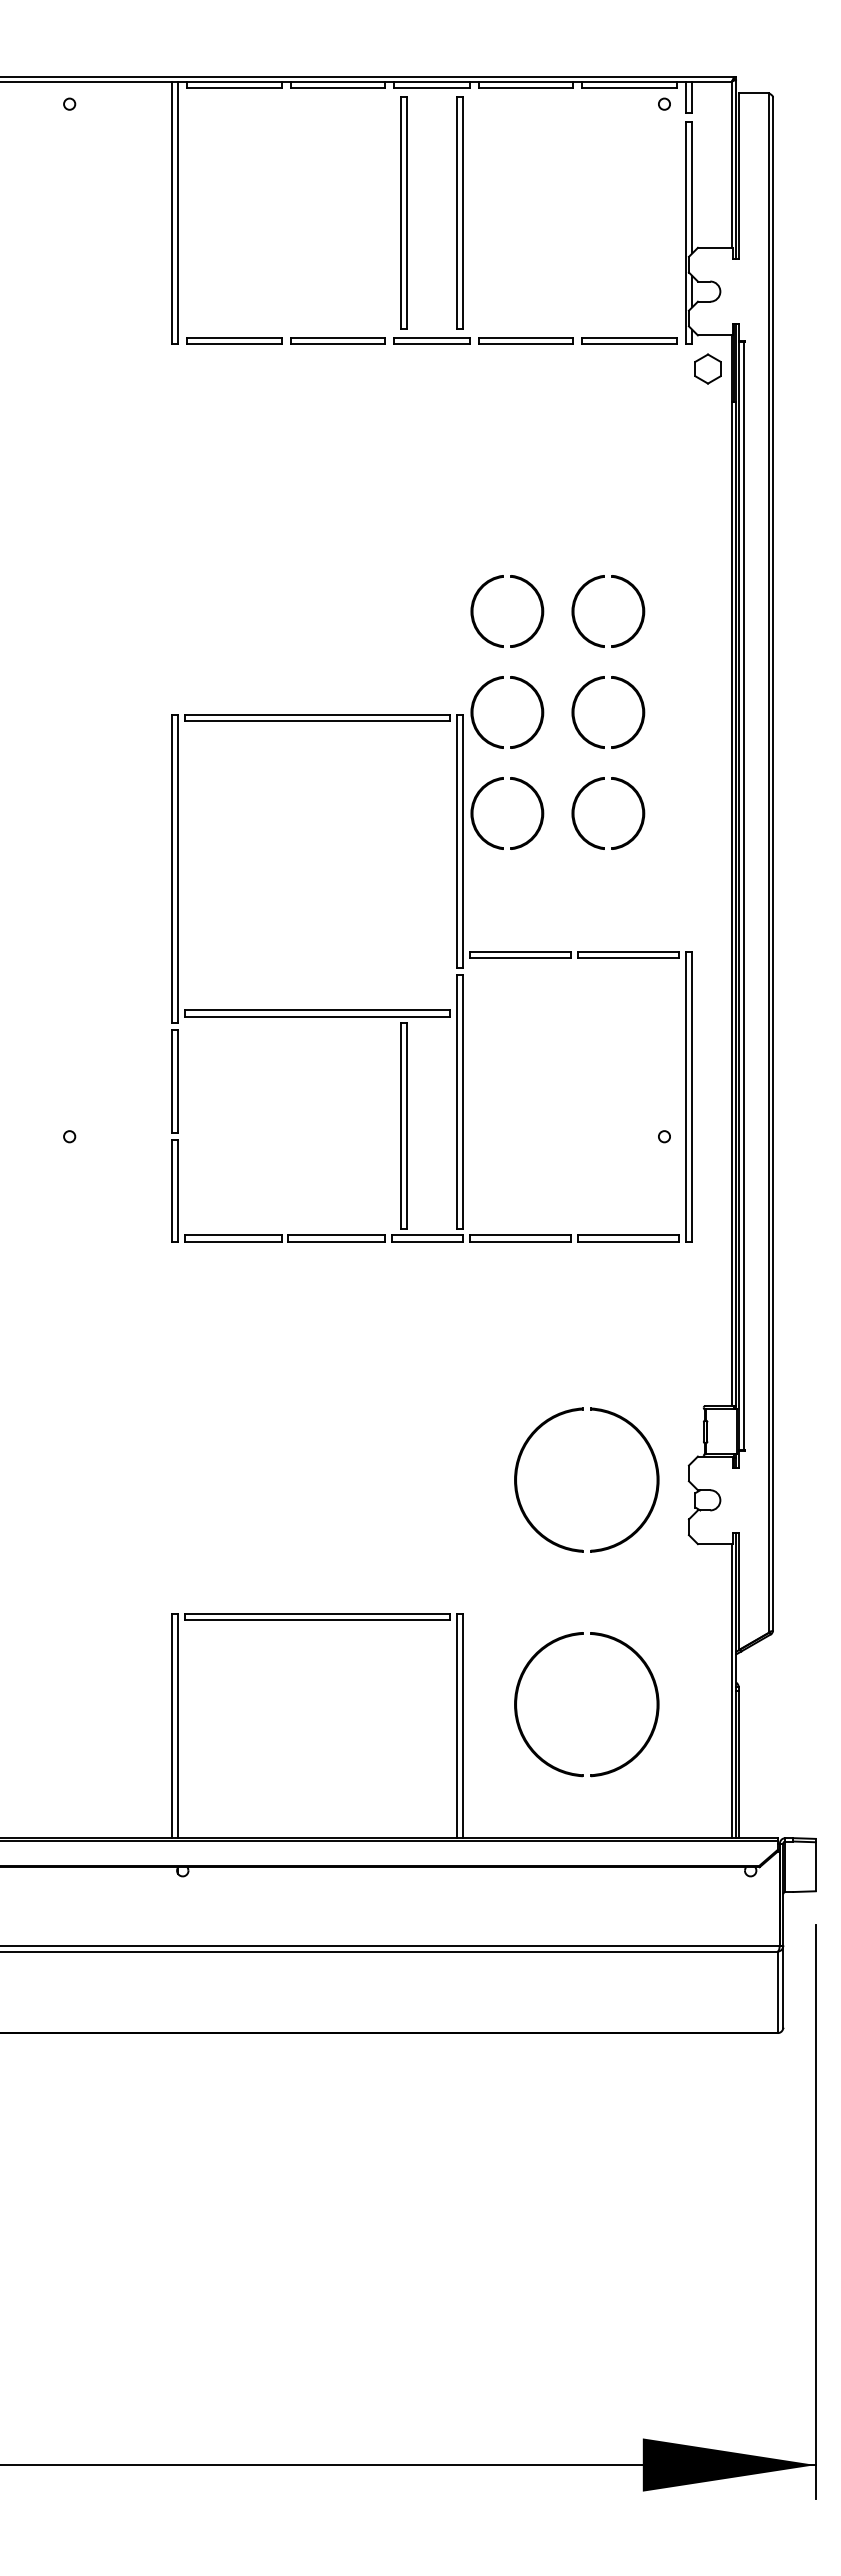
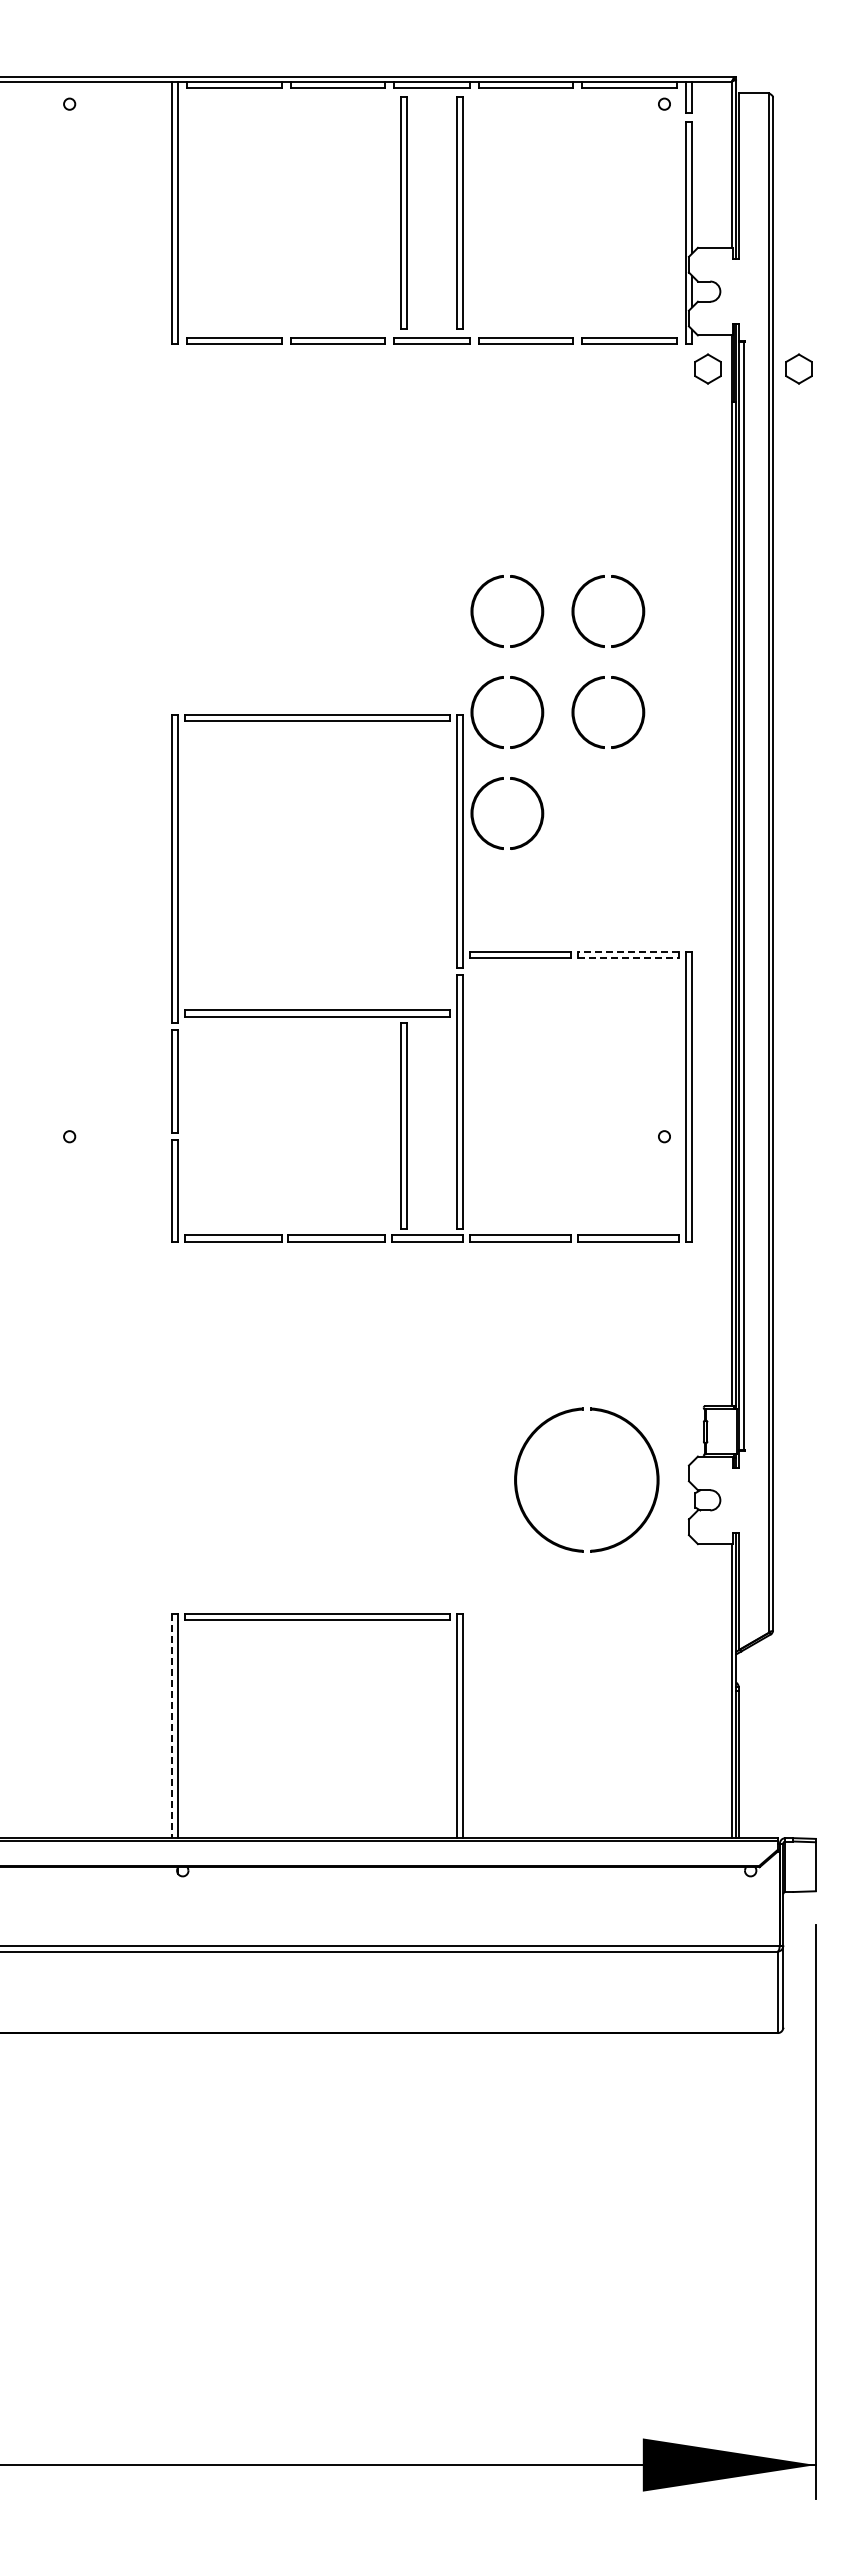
part: none -> present (798, 368)
part: present -> none (633, 791)
line: solid -> dashed (628, 951)
line: solid -> dashed (628, 958)
part: present -> none (532, 1661)
line: solid -> dashed (171, 1726)
